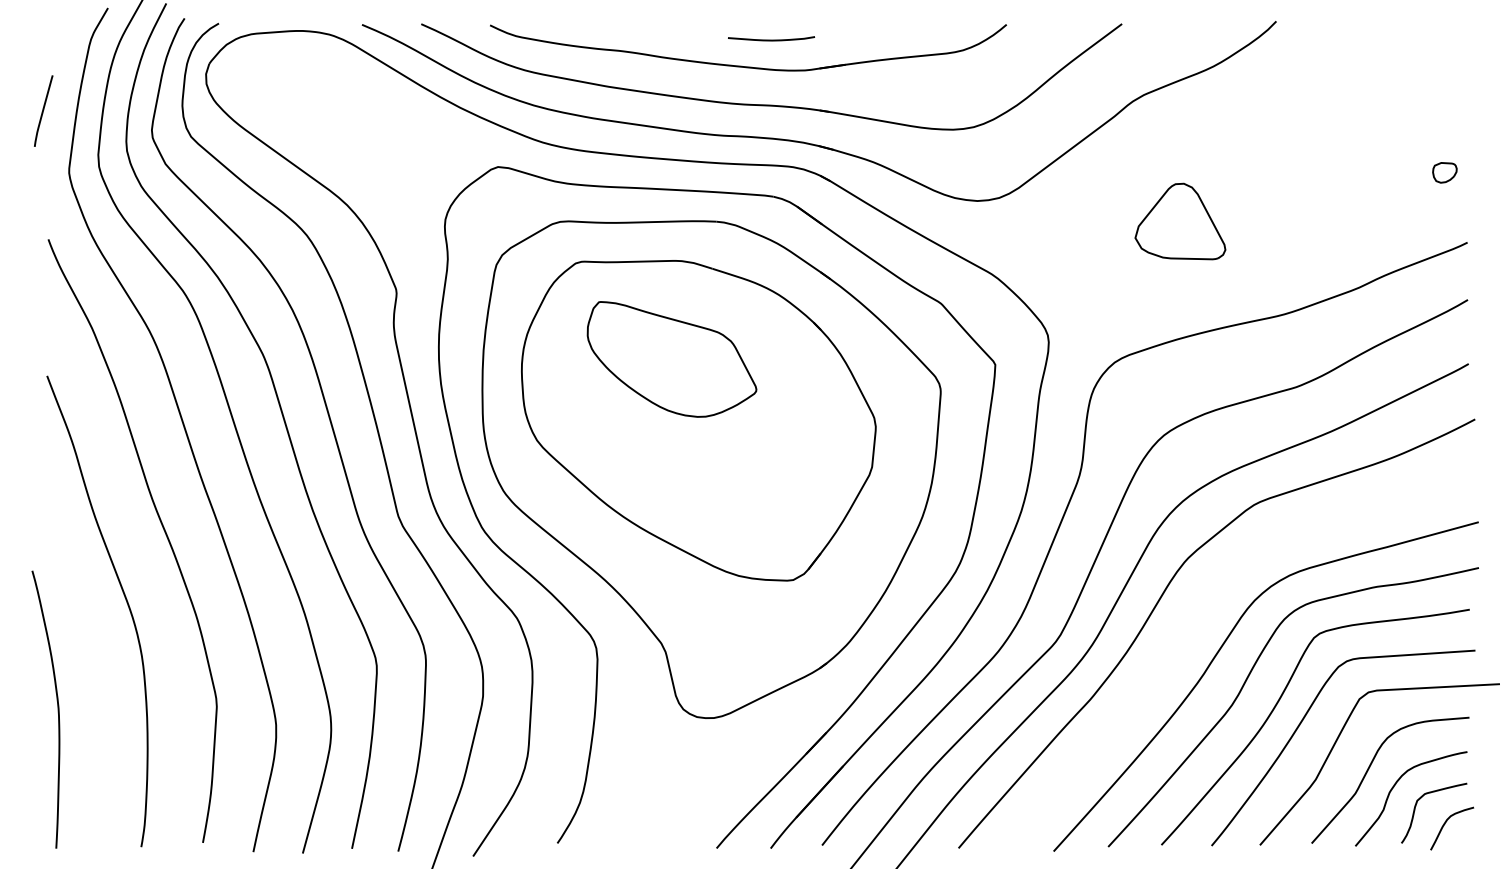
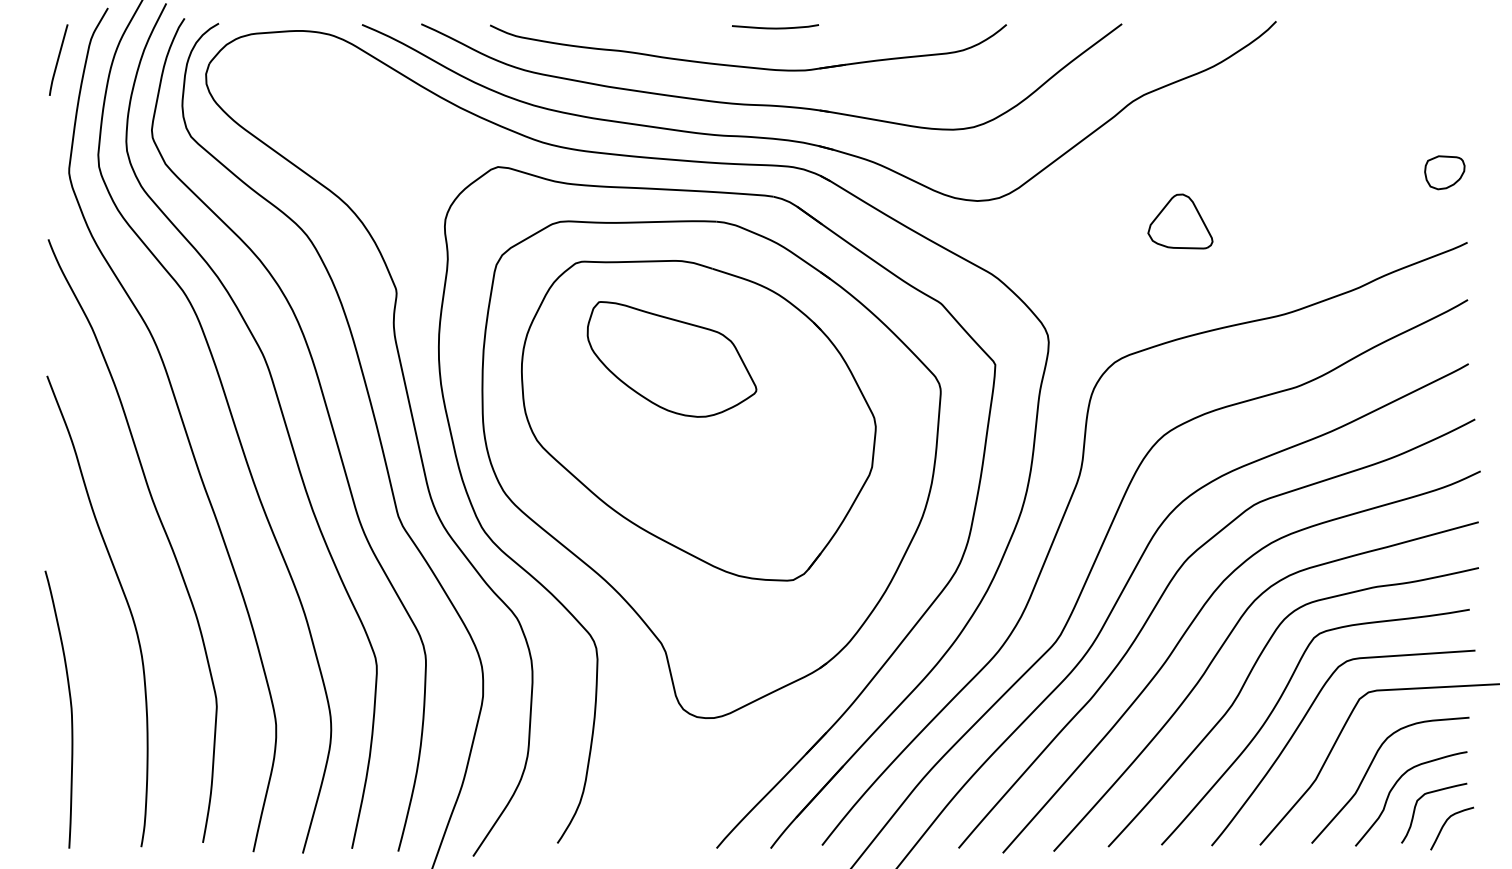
curve position: (771, 39) -> (775, 27) (775, 27)
line position: (43, 110) -> (58, 59) (58, 59)
part size: 26x22 px -> 42x36 px (1444, 172)
part size: 93x79 px -> 67x57 px (1180, 221)
curve: none -> present (1189, 628)
curve position: (57, 709) -> (70, 709) (70, 709)
